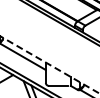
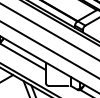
line: none -> present (49, 31)
line: none -> present (49, 49)
line: dashed -> solid (49, 64)
